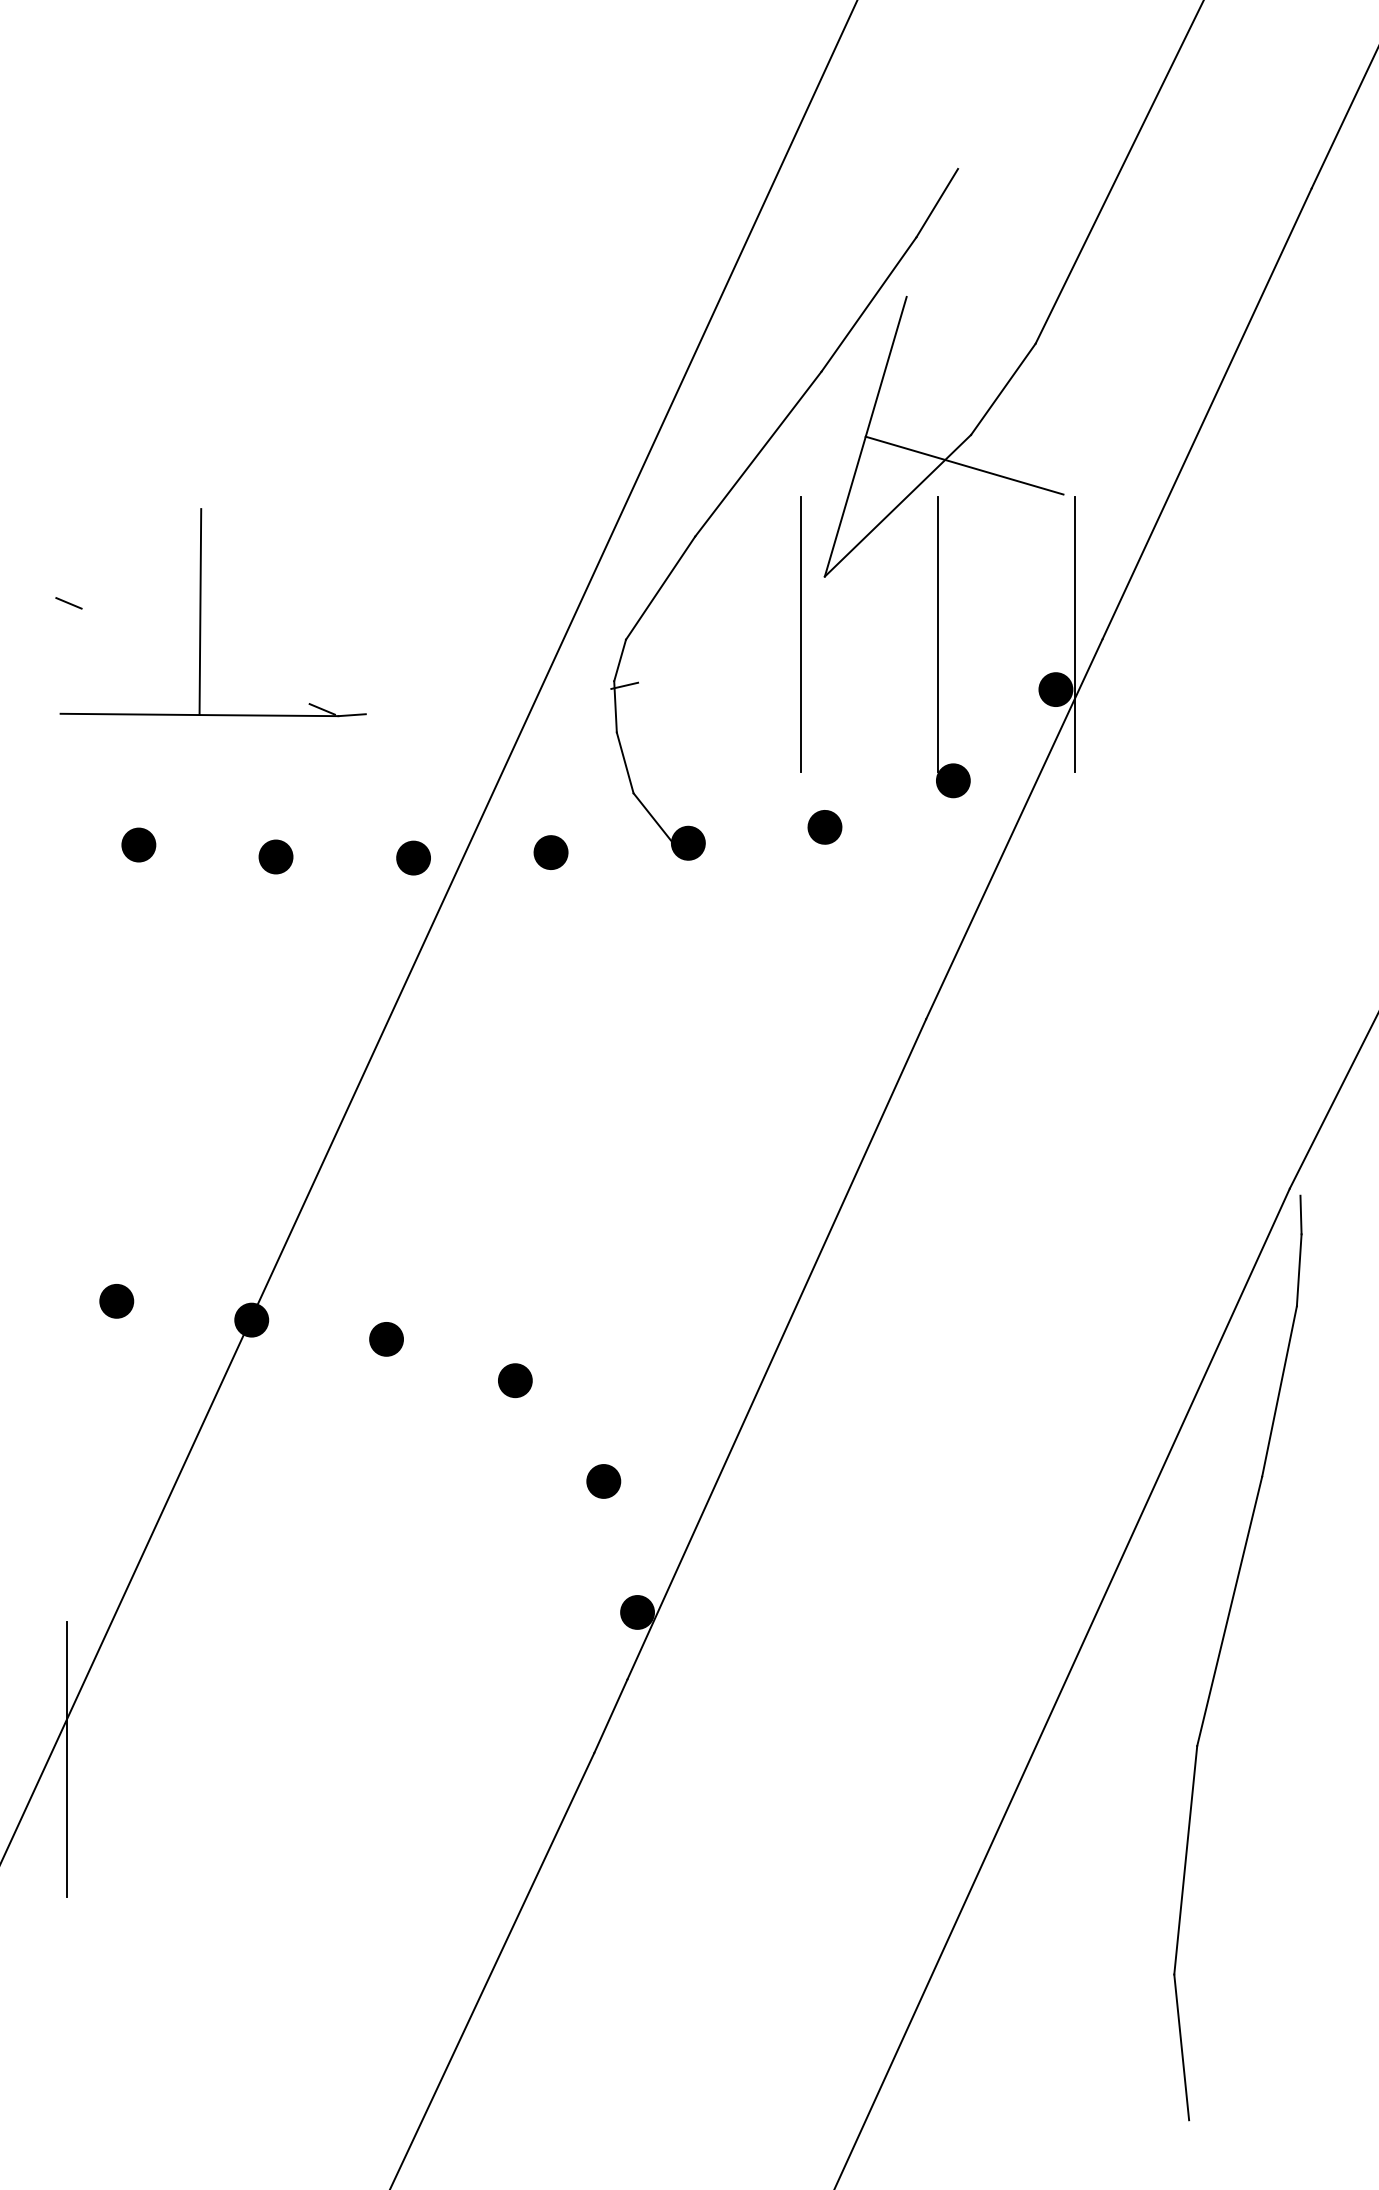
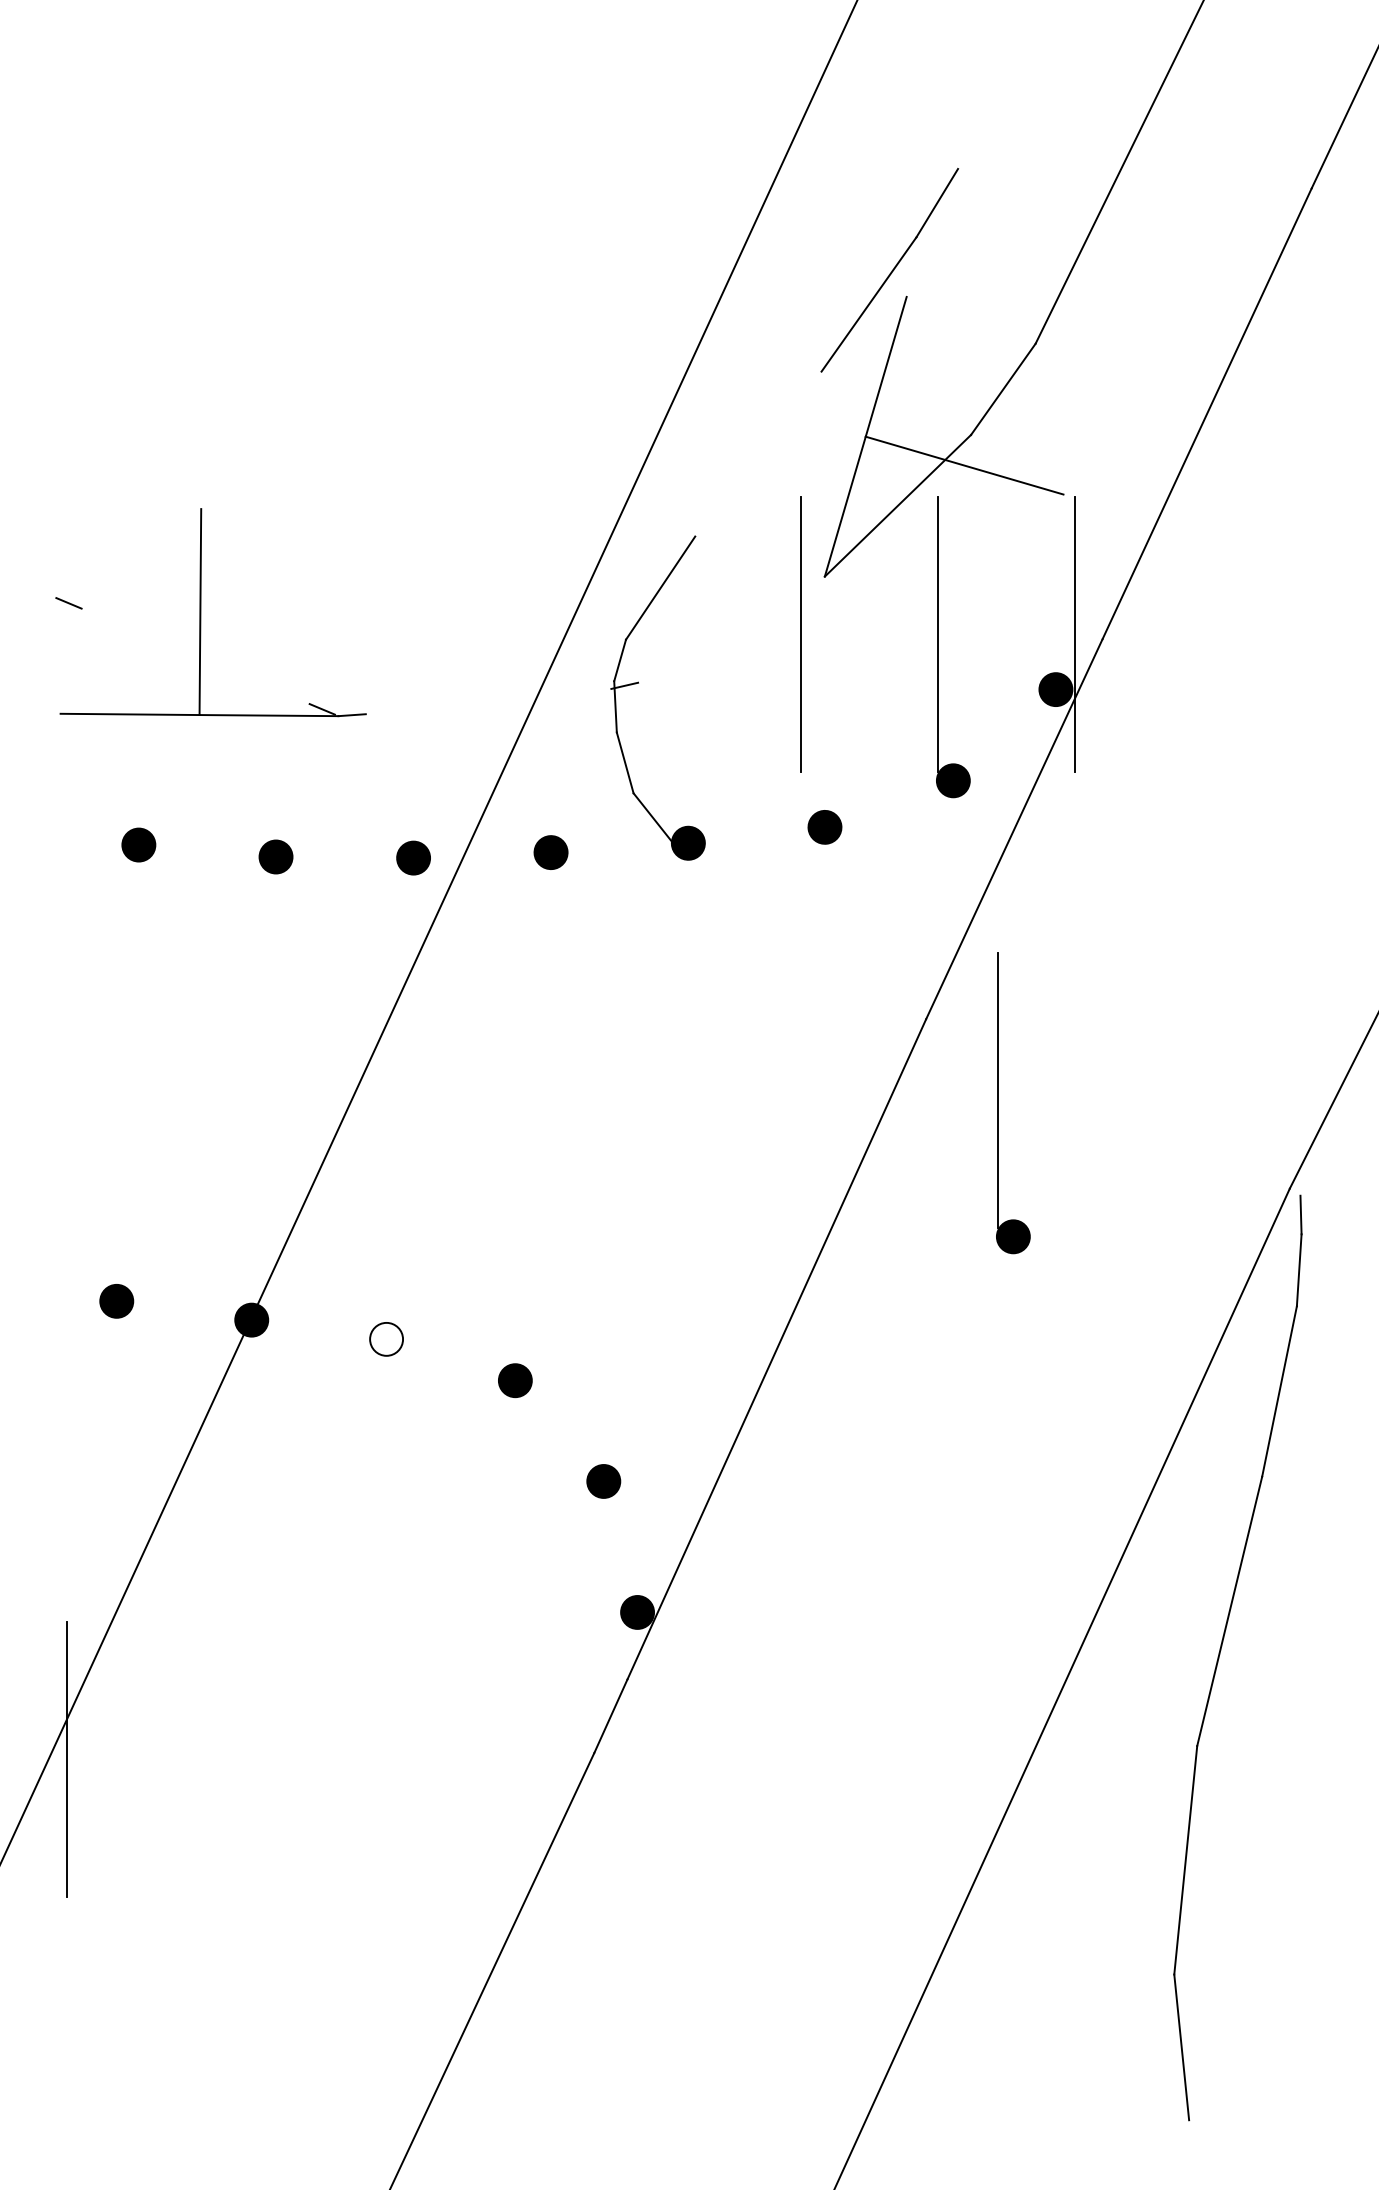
line: present -> none (758, 453)
part: none -> present (998, 1103)
fill: present -> none (386, 1338)
